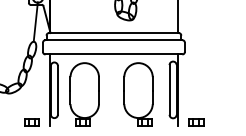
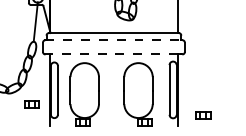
line: solid -> dashed (114, 40)
line: solid -> dashed (113, 54)
part position: (31, 122) -> (31, 104) (31, 104)
part position: (196, 122) -> (203, 115) (203, 115)
